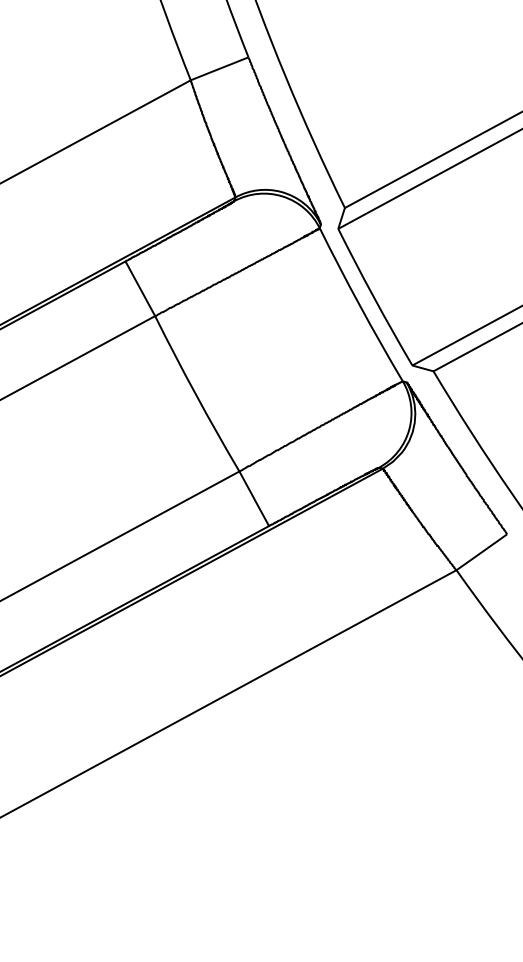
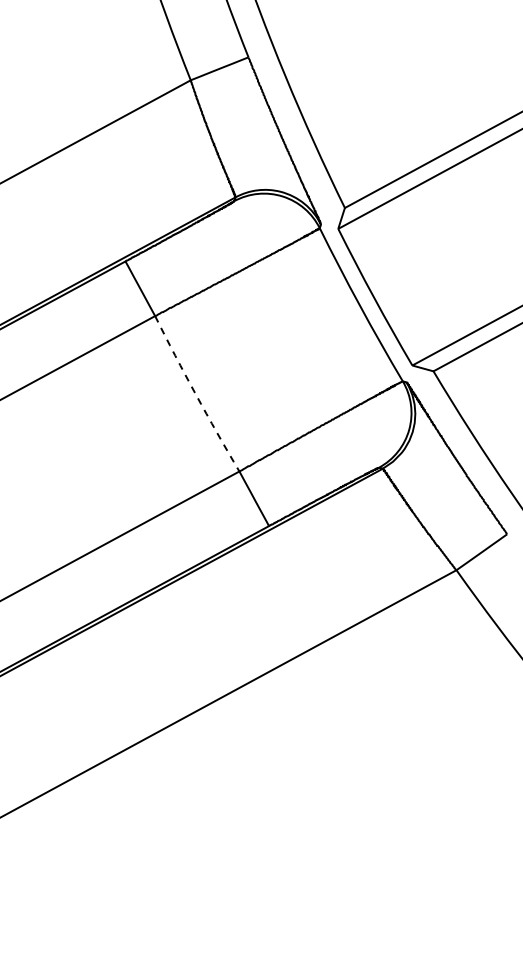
arc: solid -> dashed (195, 394)
